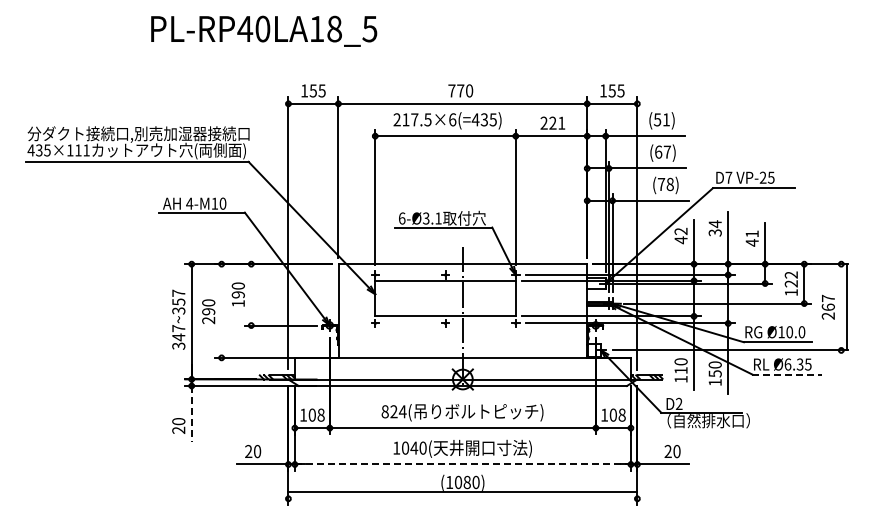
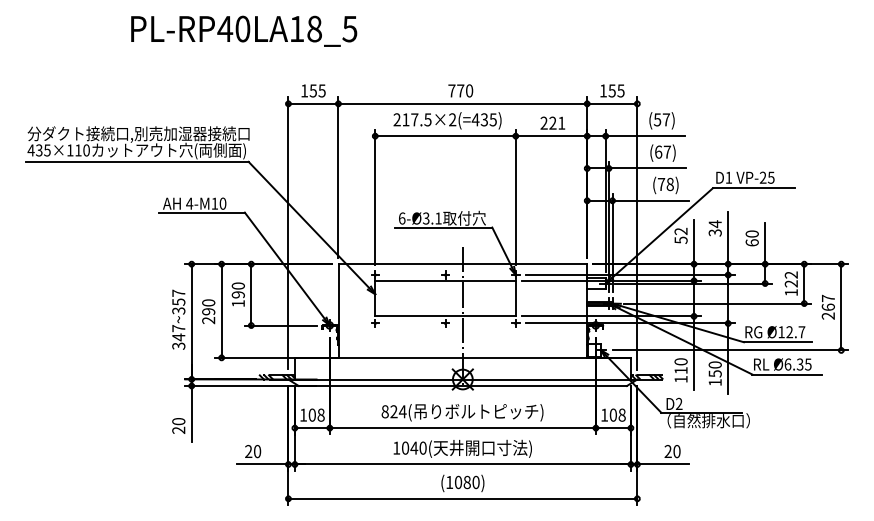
text position: (264, 30) -> (244, 30) (244, 30)
text: 217.5×6(=435) -> 217.5×2(=435) (452, 119)
text: (51) -> (57) (665, 119)
text: 435×111 -> 435×110 (86, 150)
text: D7 -> D1 (728, 177)
text: 41 -> 60 (751, 238)
text: 42 -> 52 (680, 240)
line: none -> present (251, 294)
line position: (847, 307) -> (841, 307) (841, 307)
line: none -> present (221, 310)
text: Ø10.0 -> Ø12.7 (795, 332)
line: dashed -> solid (787, 374)
line: dashed -> solid (191, 413)
line: dashed -> solid (463, 464)
line position: (462, 491) -> (462, 498) (462, 498)
